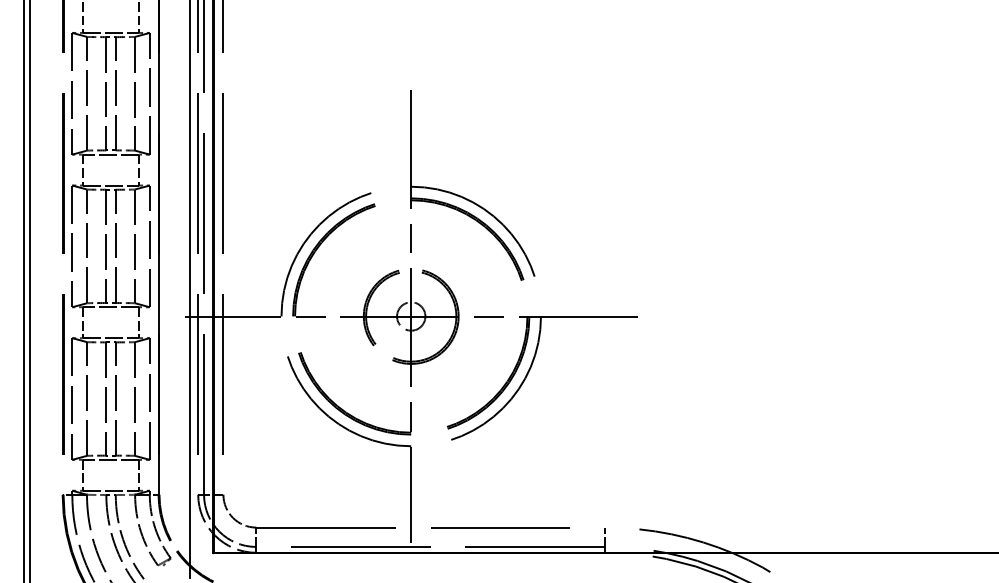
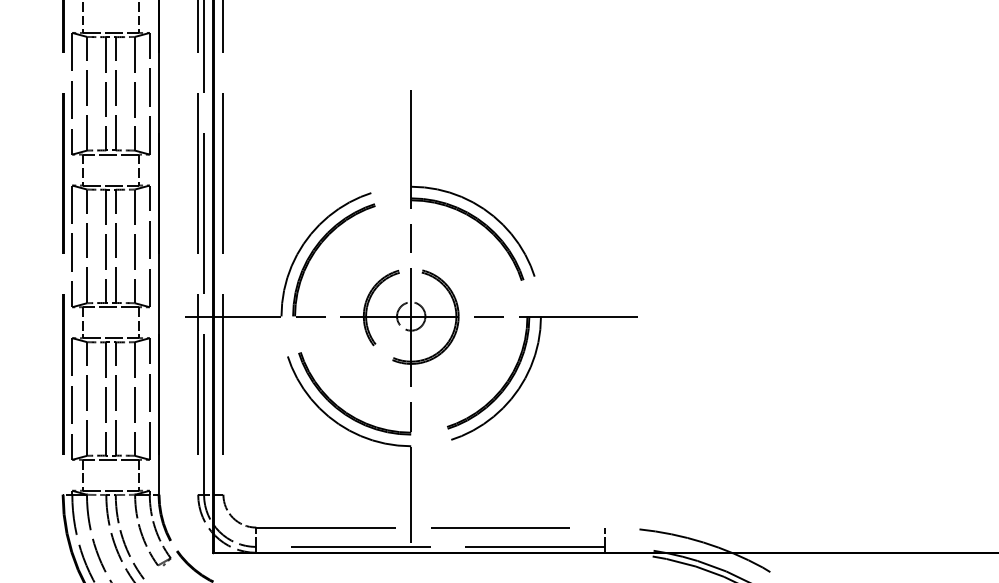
line: present -> none (190, 289)
line: present -> none (23, 290)
line: present -> none (29, 290)
